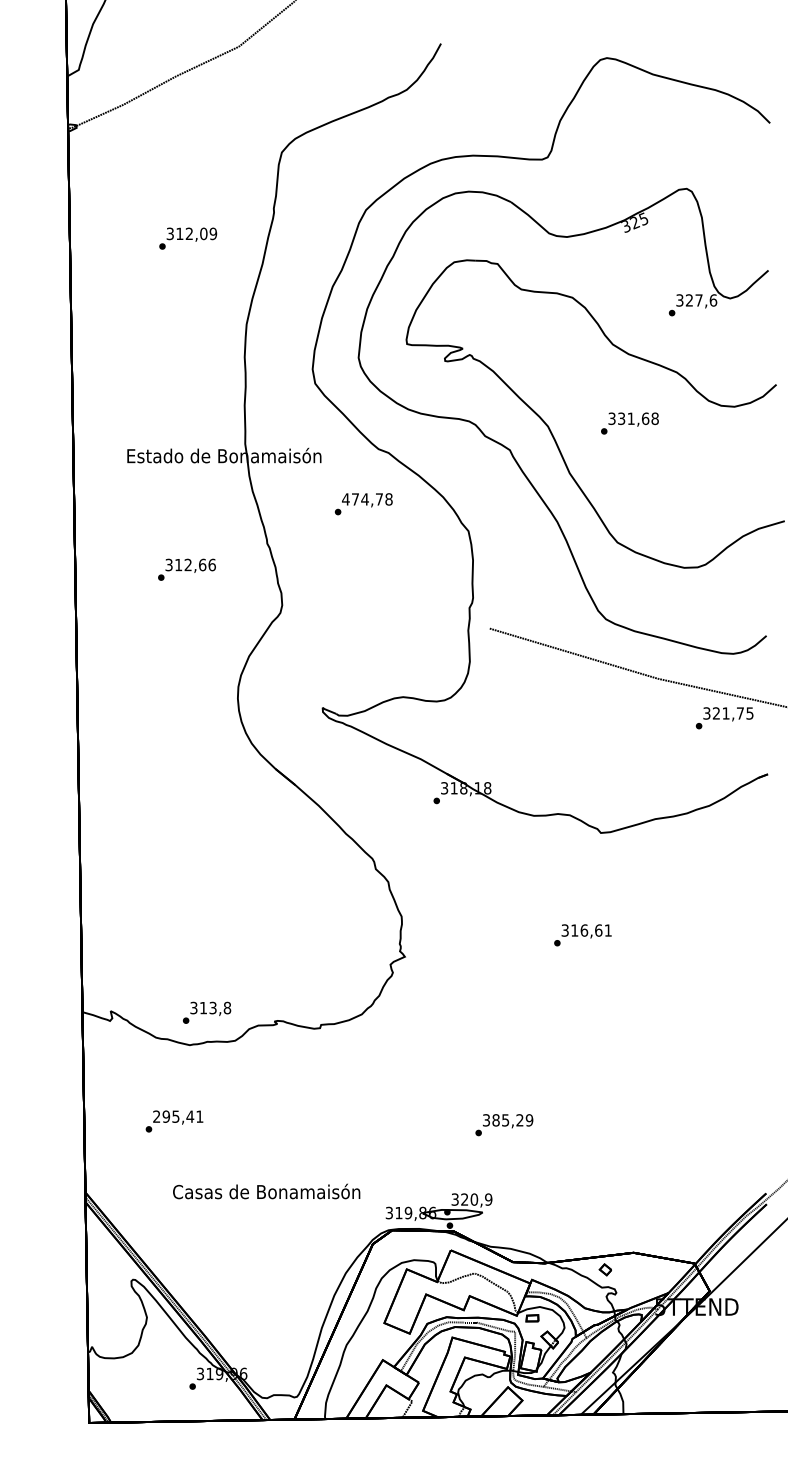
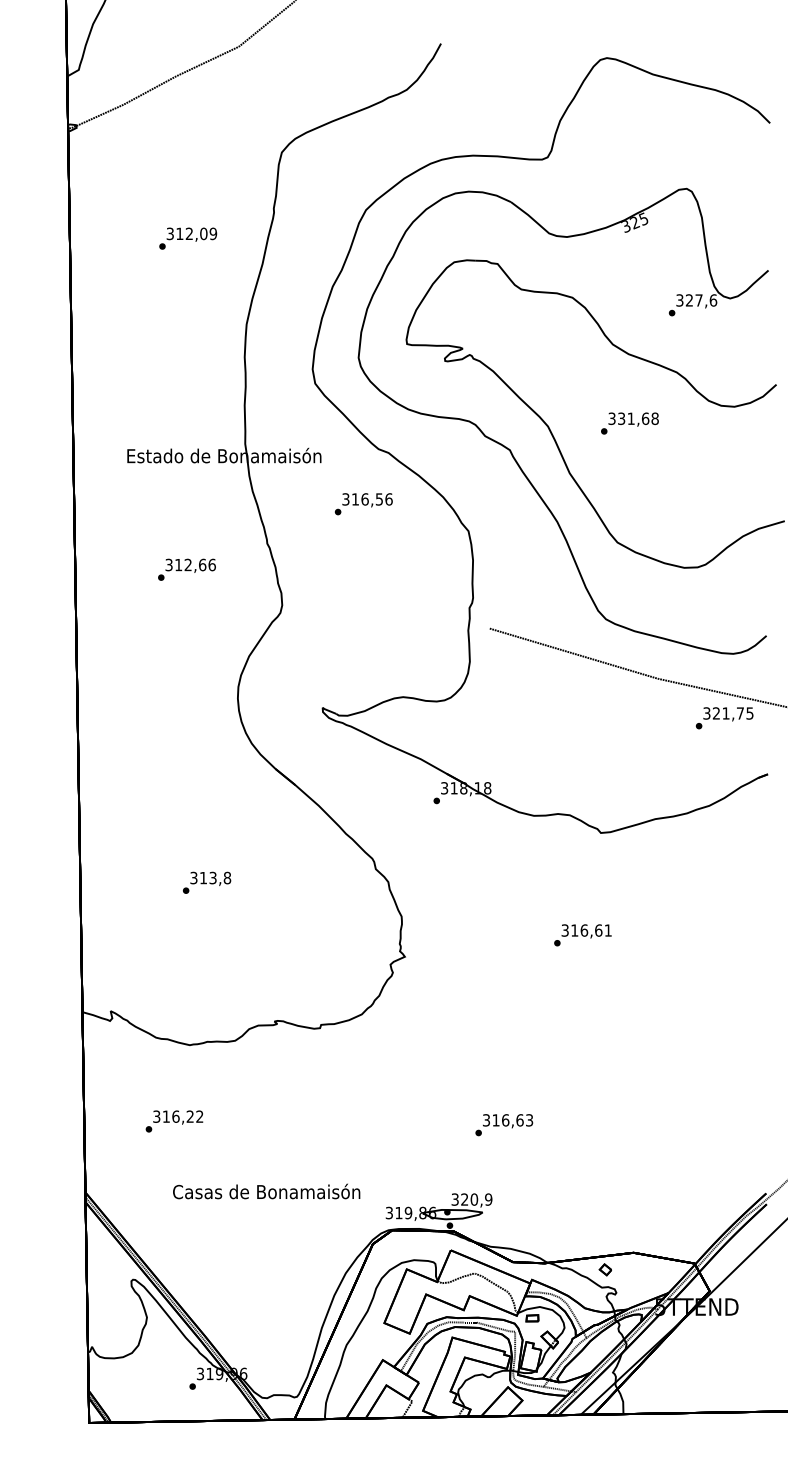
text: 474,78 -> 316,56 (367, 499)
text position: (206, 1012) -> (206, 882) (206, 882)
text: 295,41 -> 316,22 (178, 1116)
text: 385,29 -> 316,63 (512, 1120)
